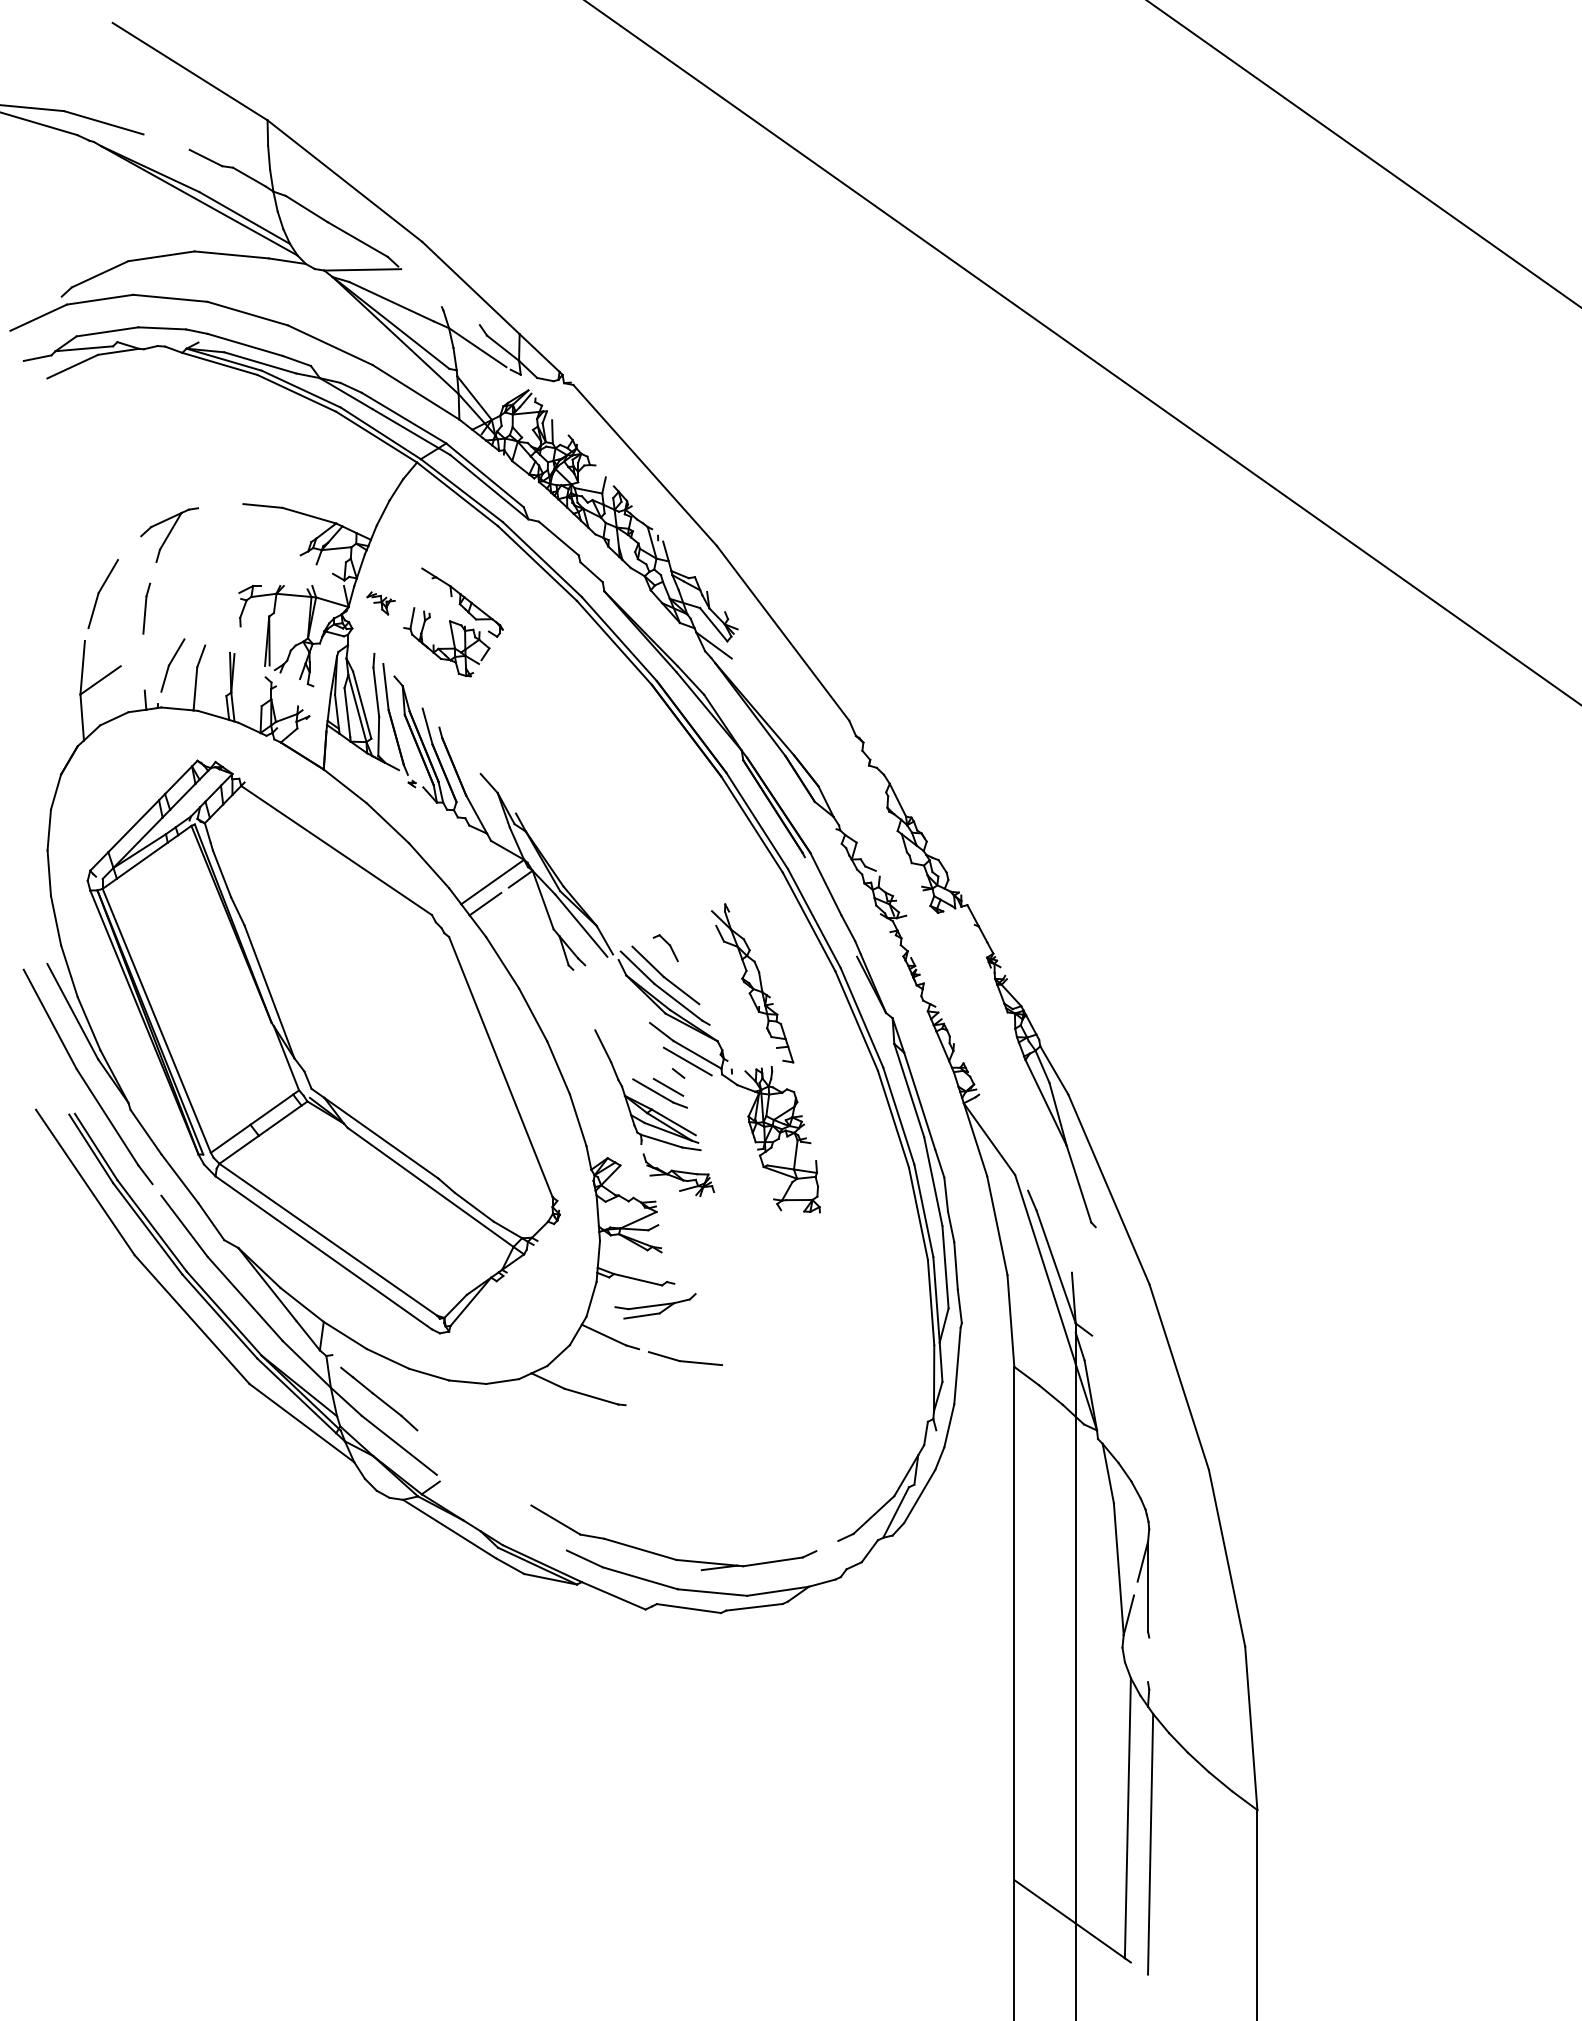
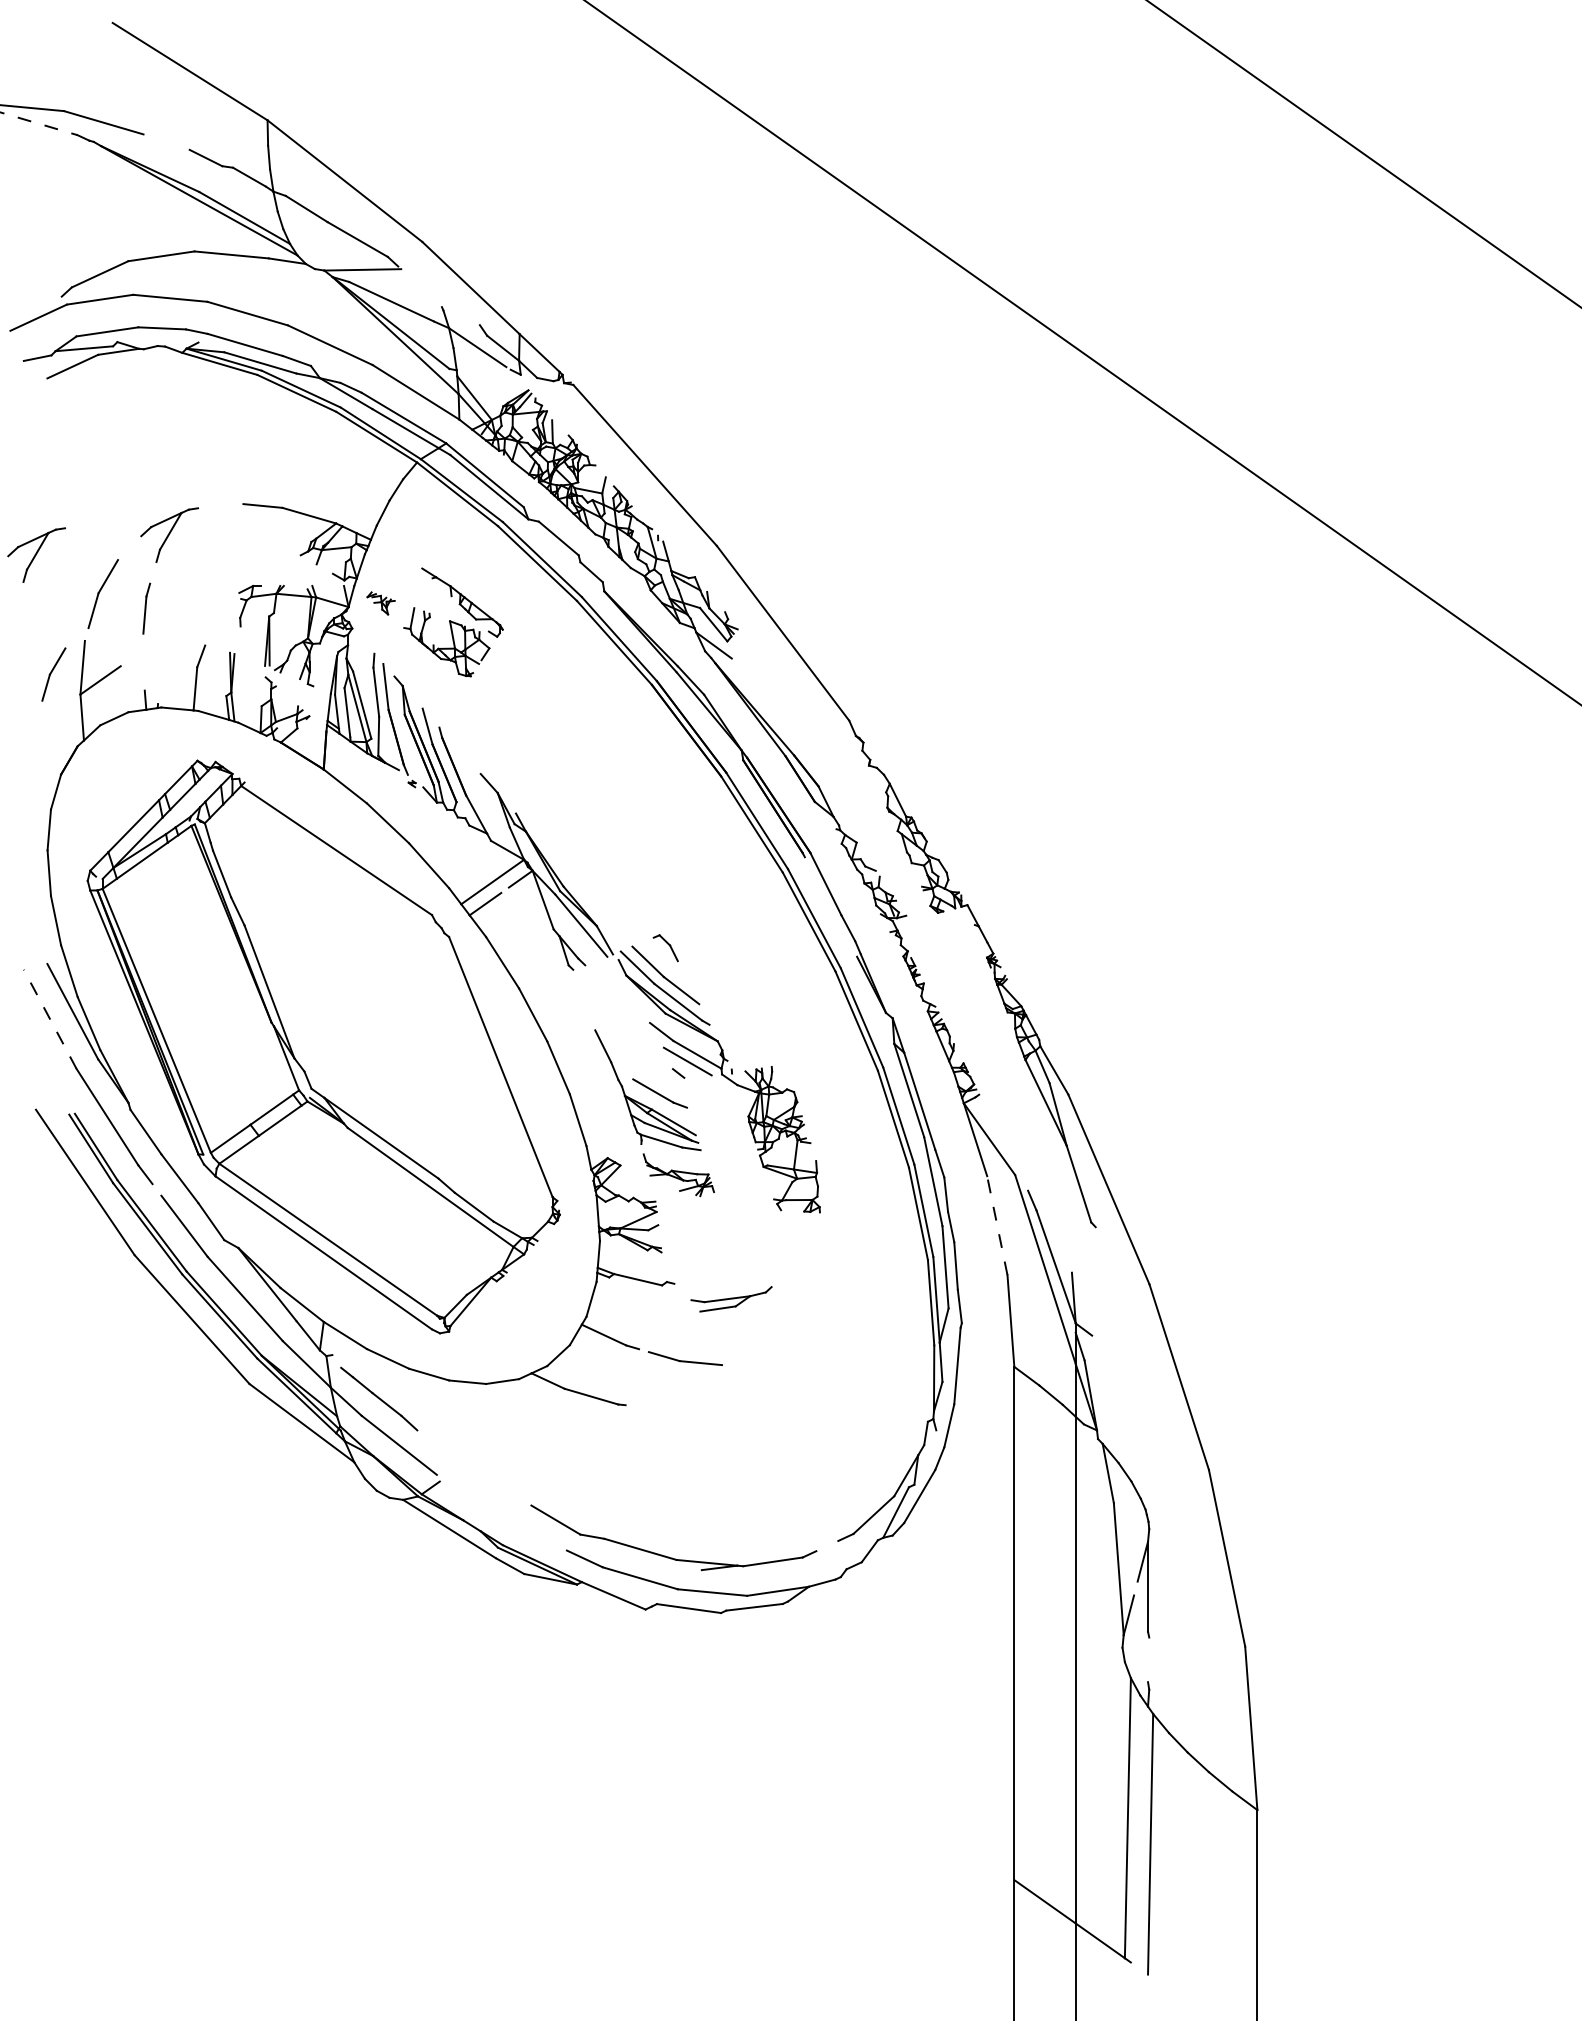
line: solid -> dashed (39, 123)
part: none -> present (36, 554)
part position: (172, 665) -> (53, 674) (53, 674)
part: present -> none (752, 983)
line: solid -> dashed (49, 1018)
line: present -> none (668, 1086)
line: solid -> dashed (997, 1225)
part position: (655, 1306) -> (731, 1299) (731, 1299)
